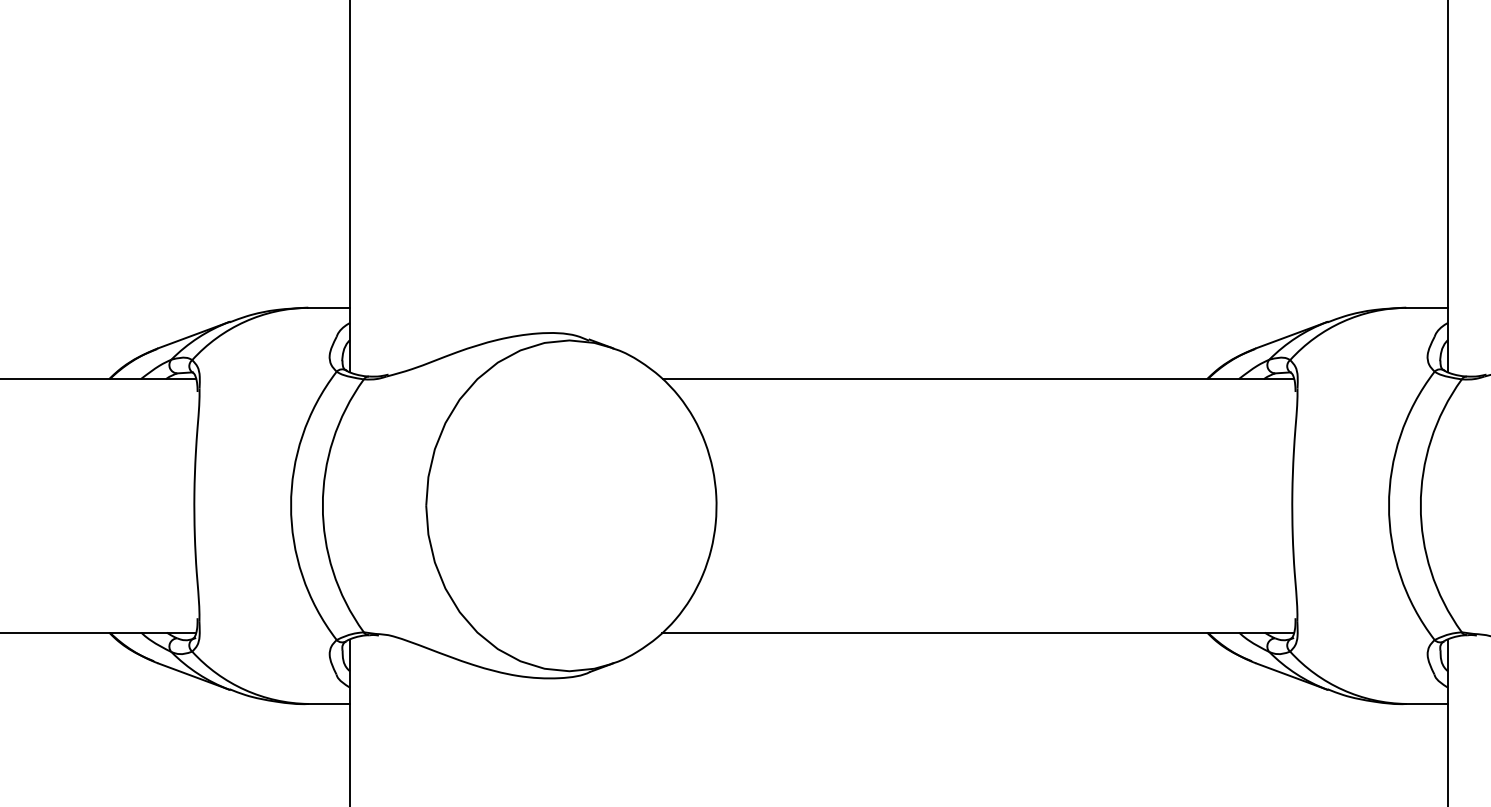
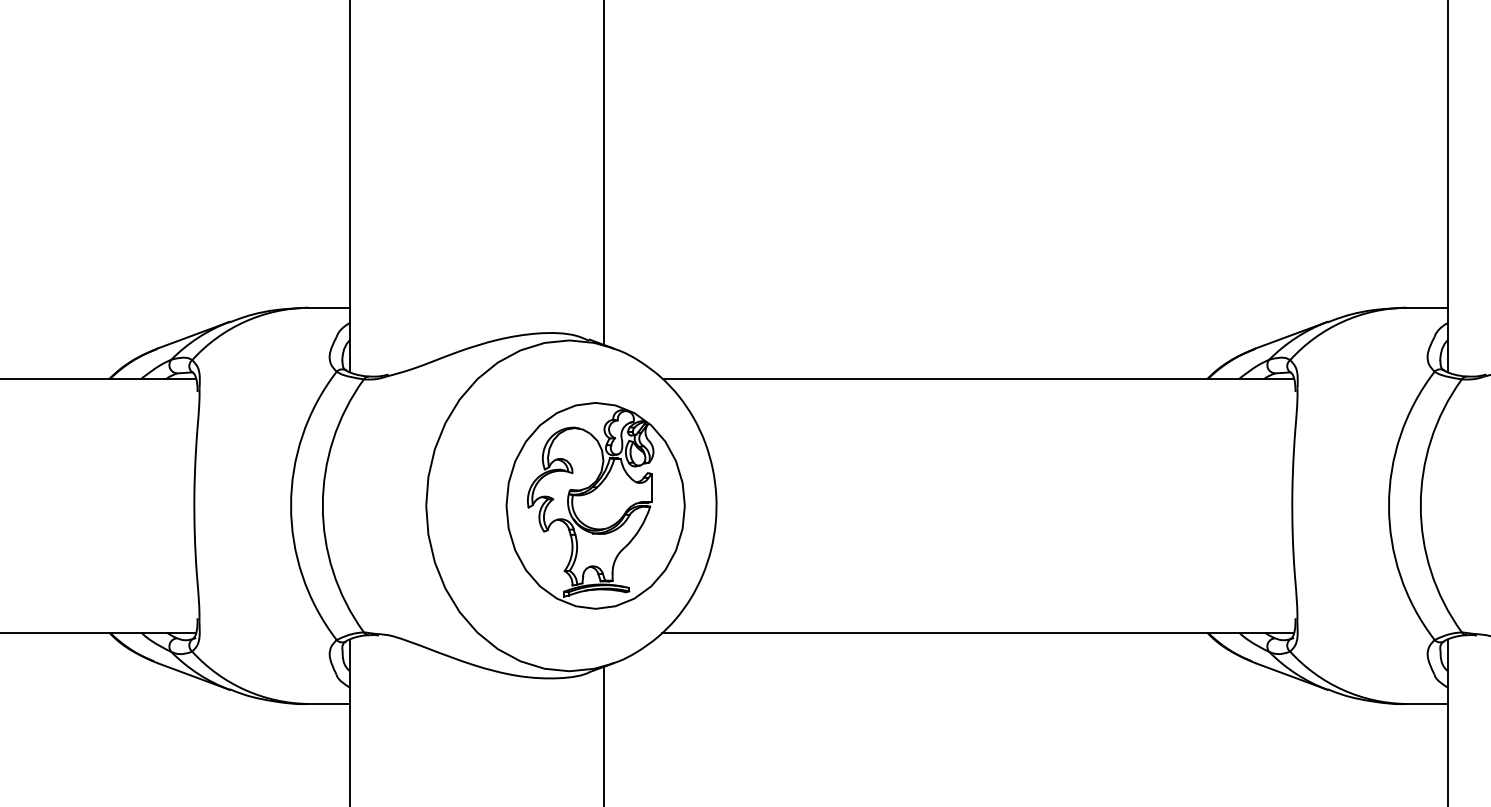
line: none -> present (603, 173)
part: none -> present (595, 505)
line: none -> present (603, 734)
